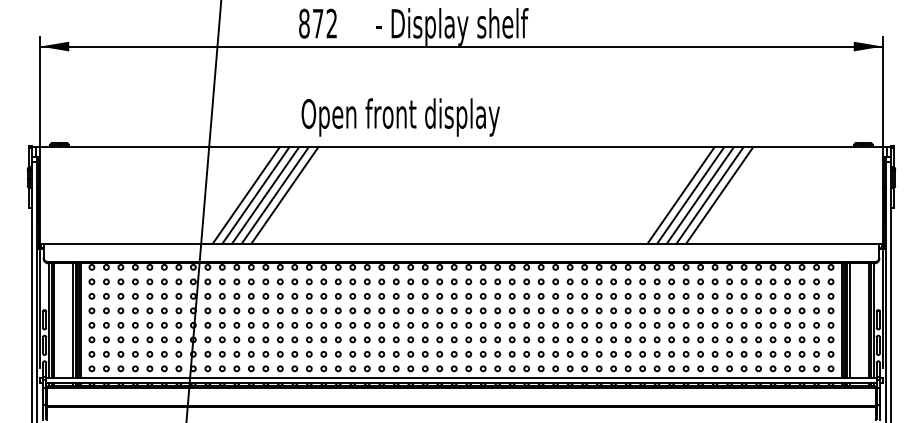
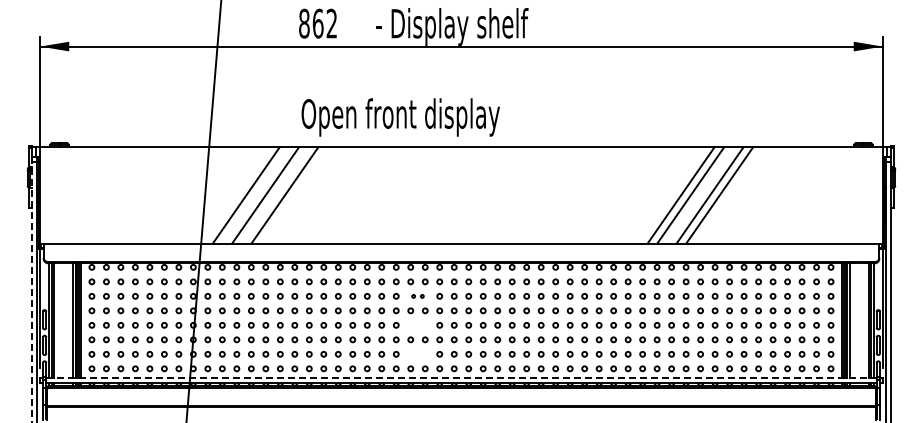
text: 872 -> 862 (317, 23)
line: present -> none (255, 195)
line: present -> none (274, 195)
line: present -> none (699, 195)
line: solid -> dashed (31, 292)
part size: 22x7 px -> 14x5 px (417, 296)
part: present -> none (417, 325)
part: present -> none (417, 354)
line: solid -> dashed (461, 377)
